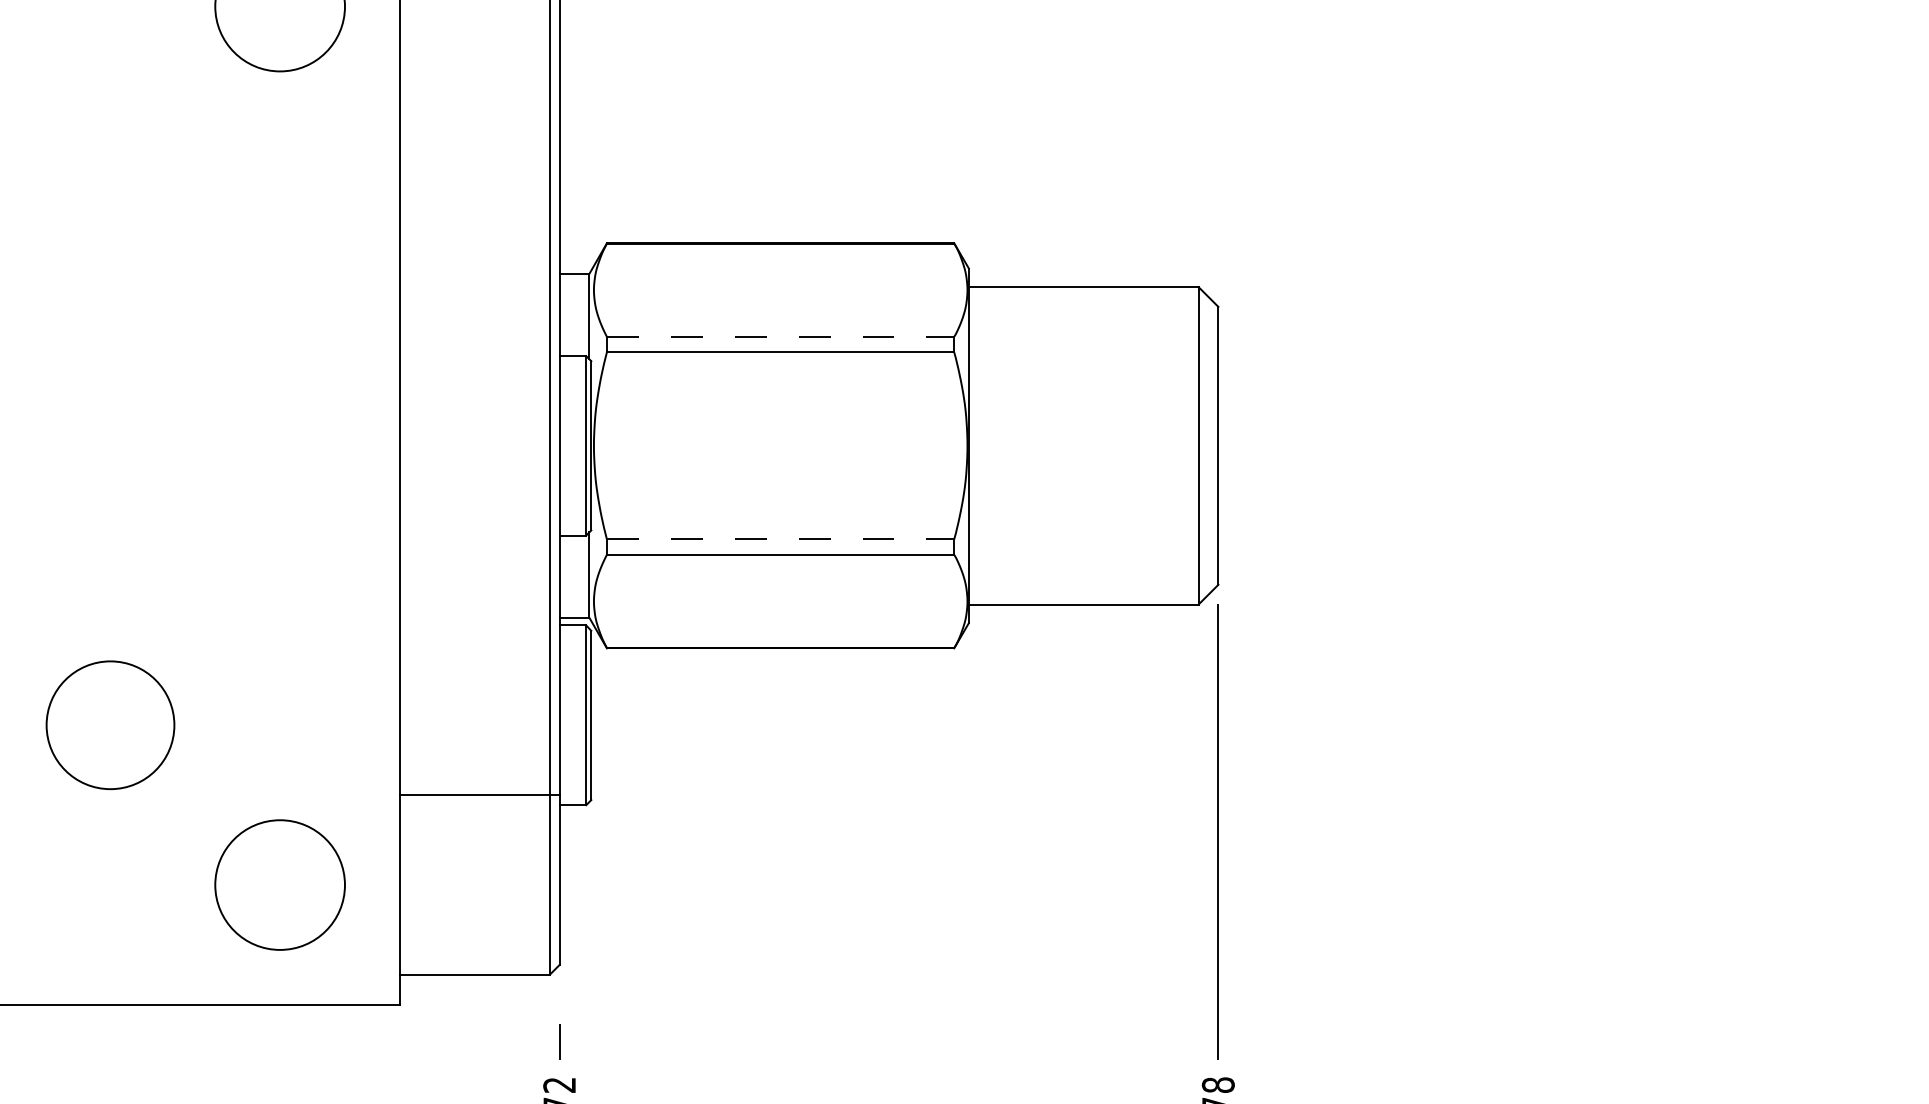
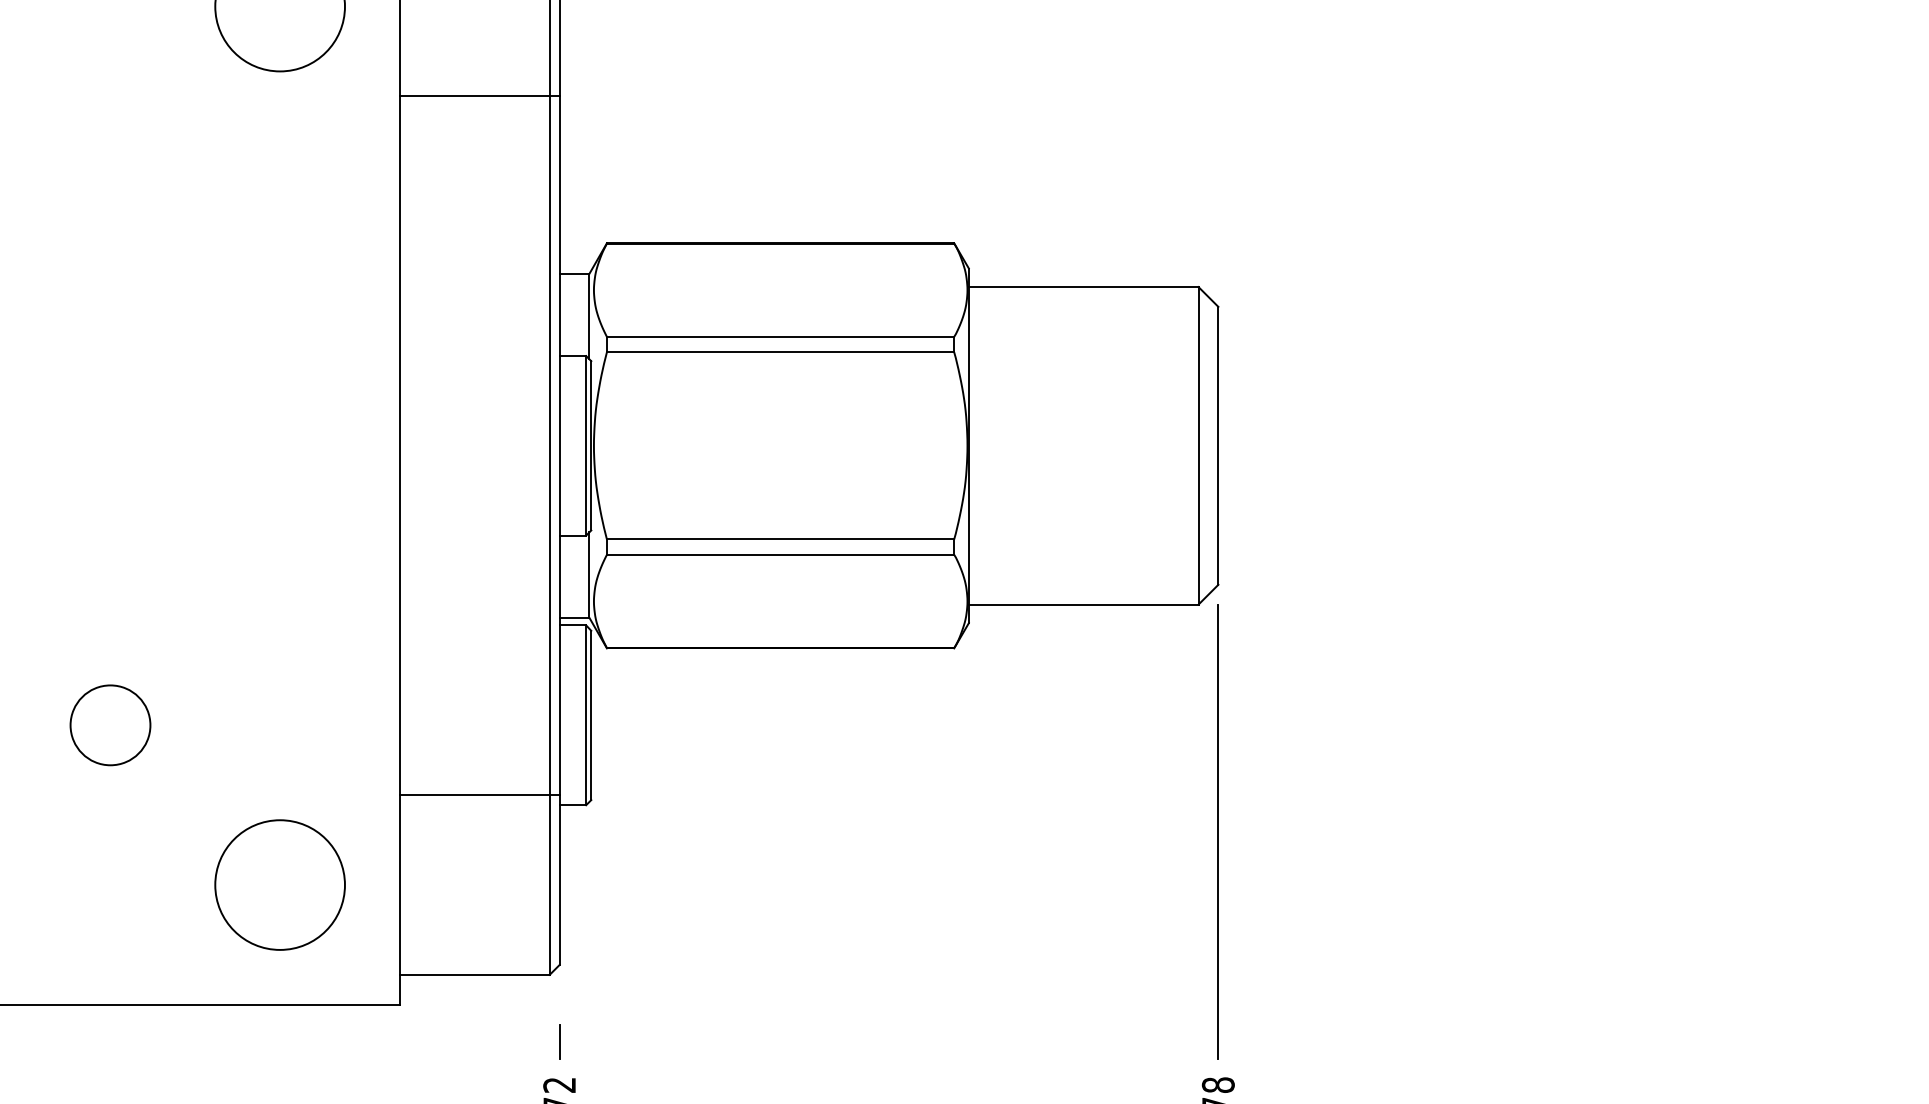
line: none -> present (479, 96)
line: dashed -> solid (780, 336)
line: dashed -> solid (780, 539)
circle size: 131x131 px -> 83x83 px (110, 725)
